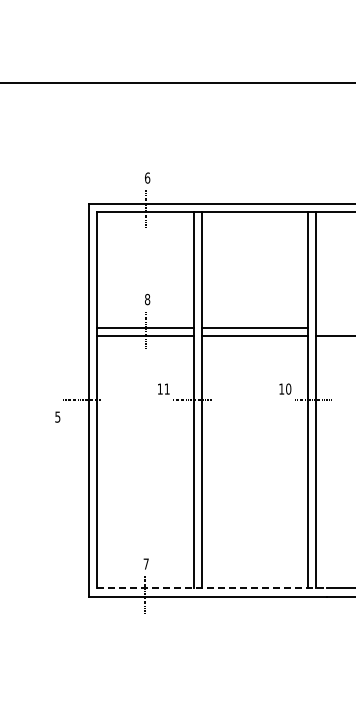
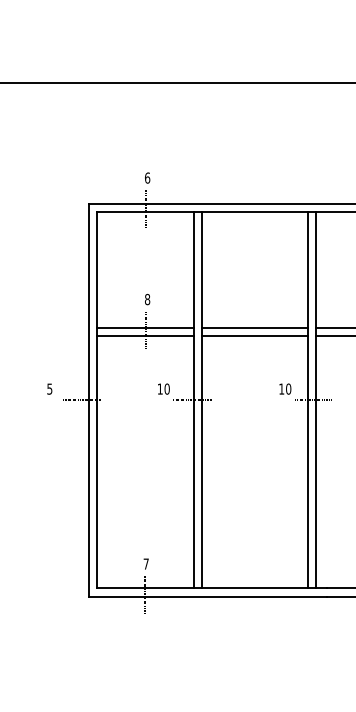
line: none -> present (333, 327)
text: 11 -> 10 (166, 388)
text position: (57, 416) -> (49, 388) (49, 388)
line: dashed -> solid (211, 588)
